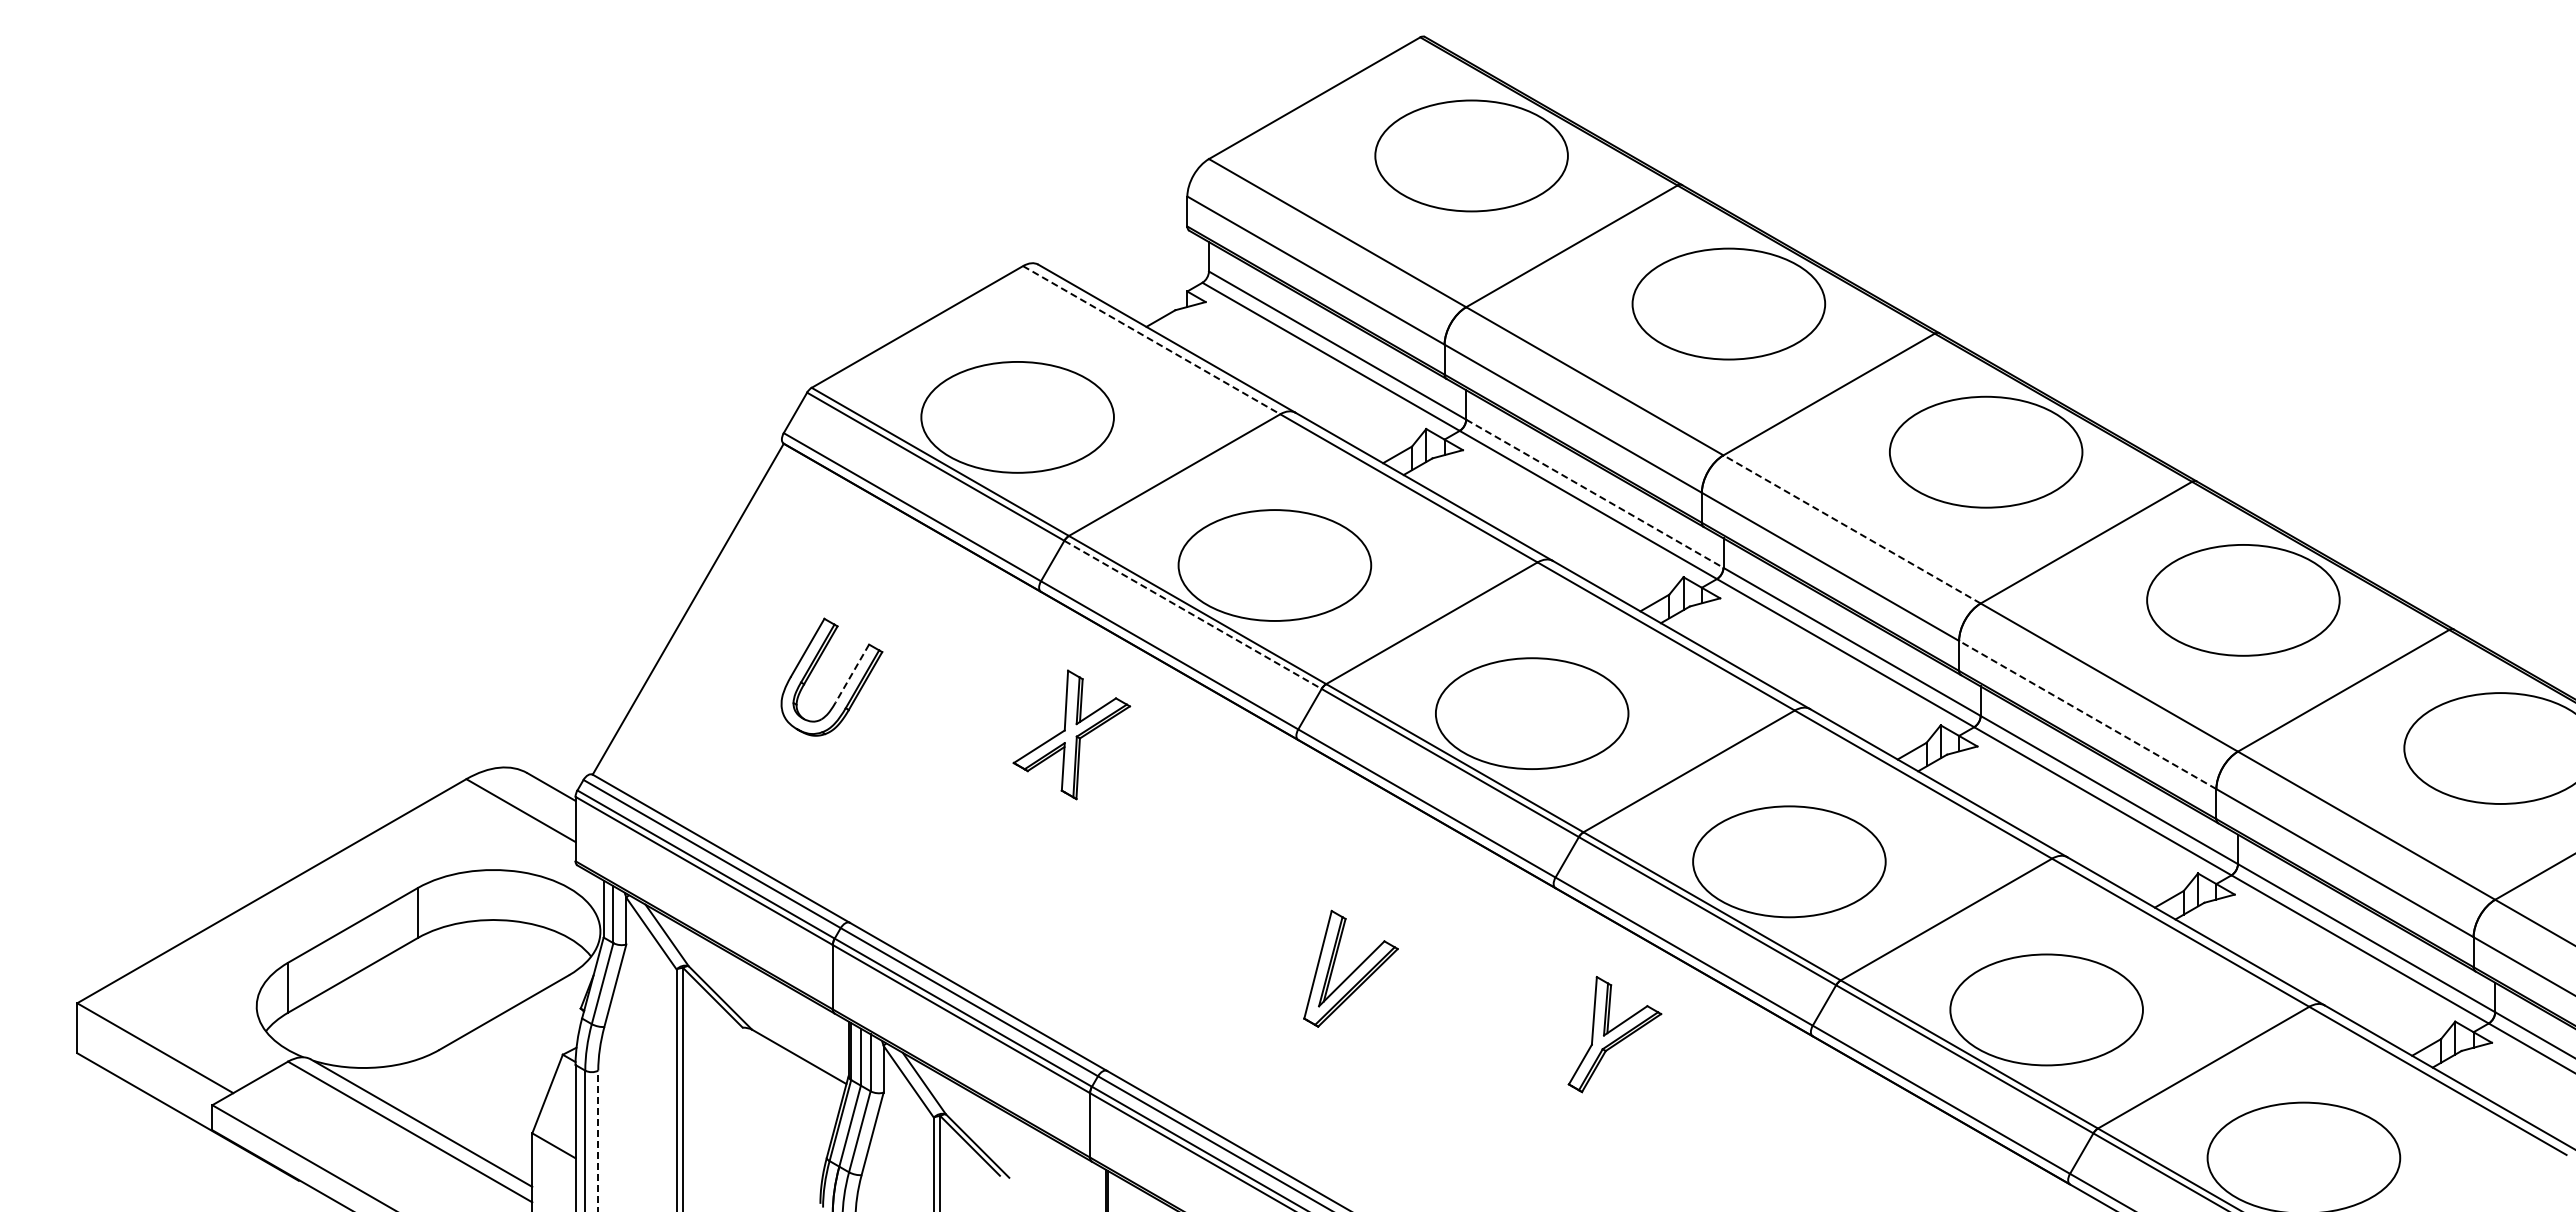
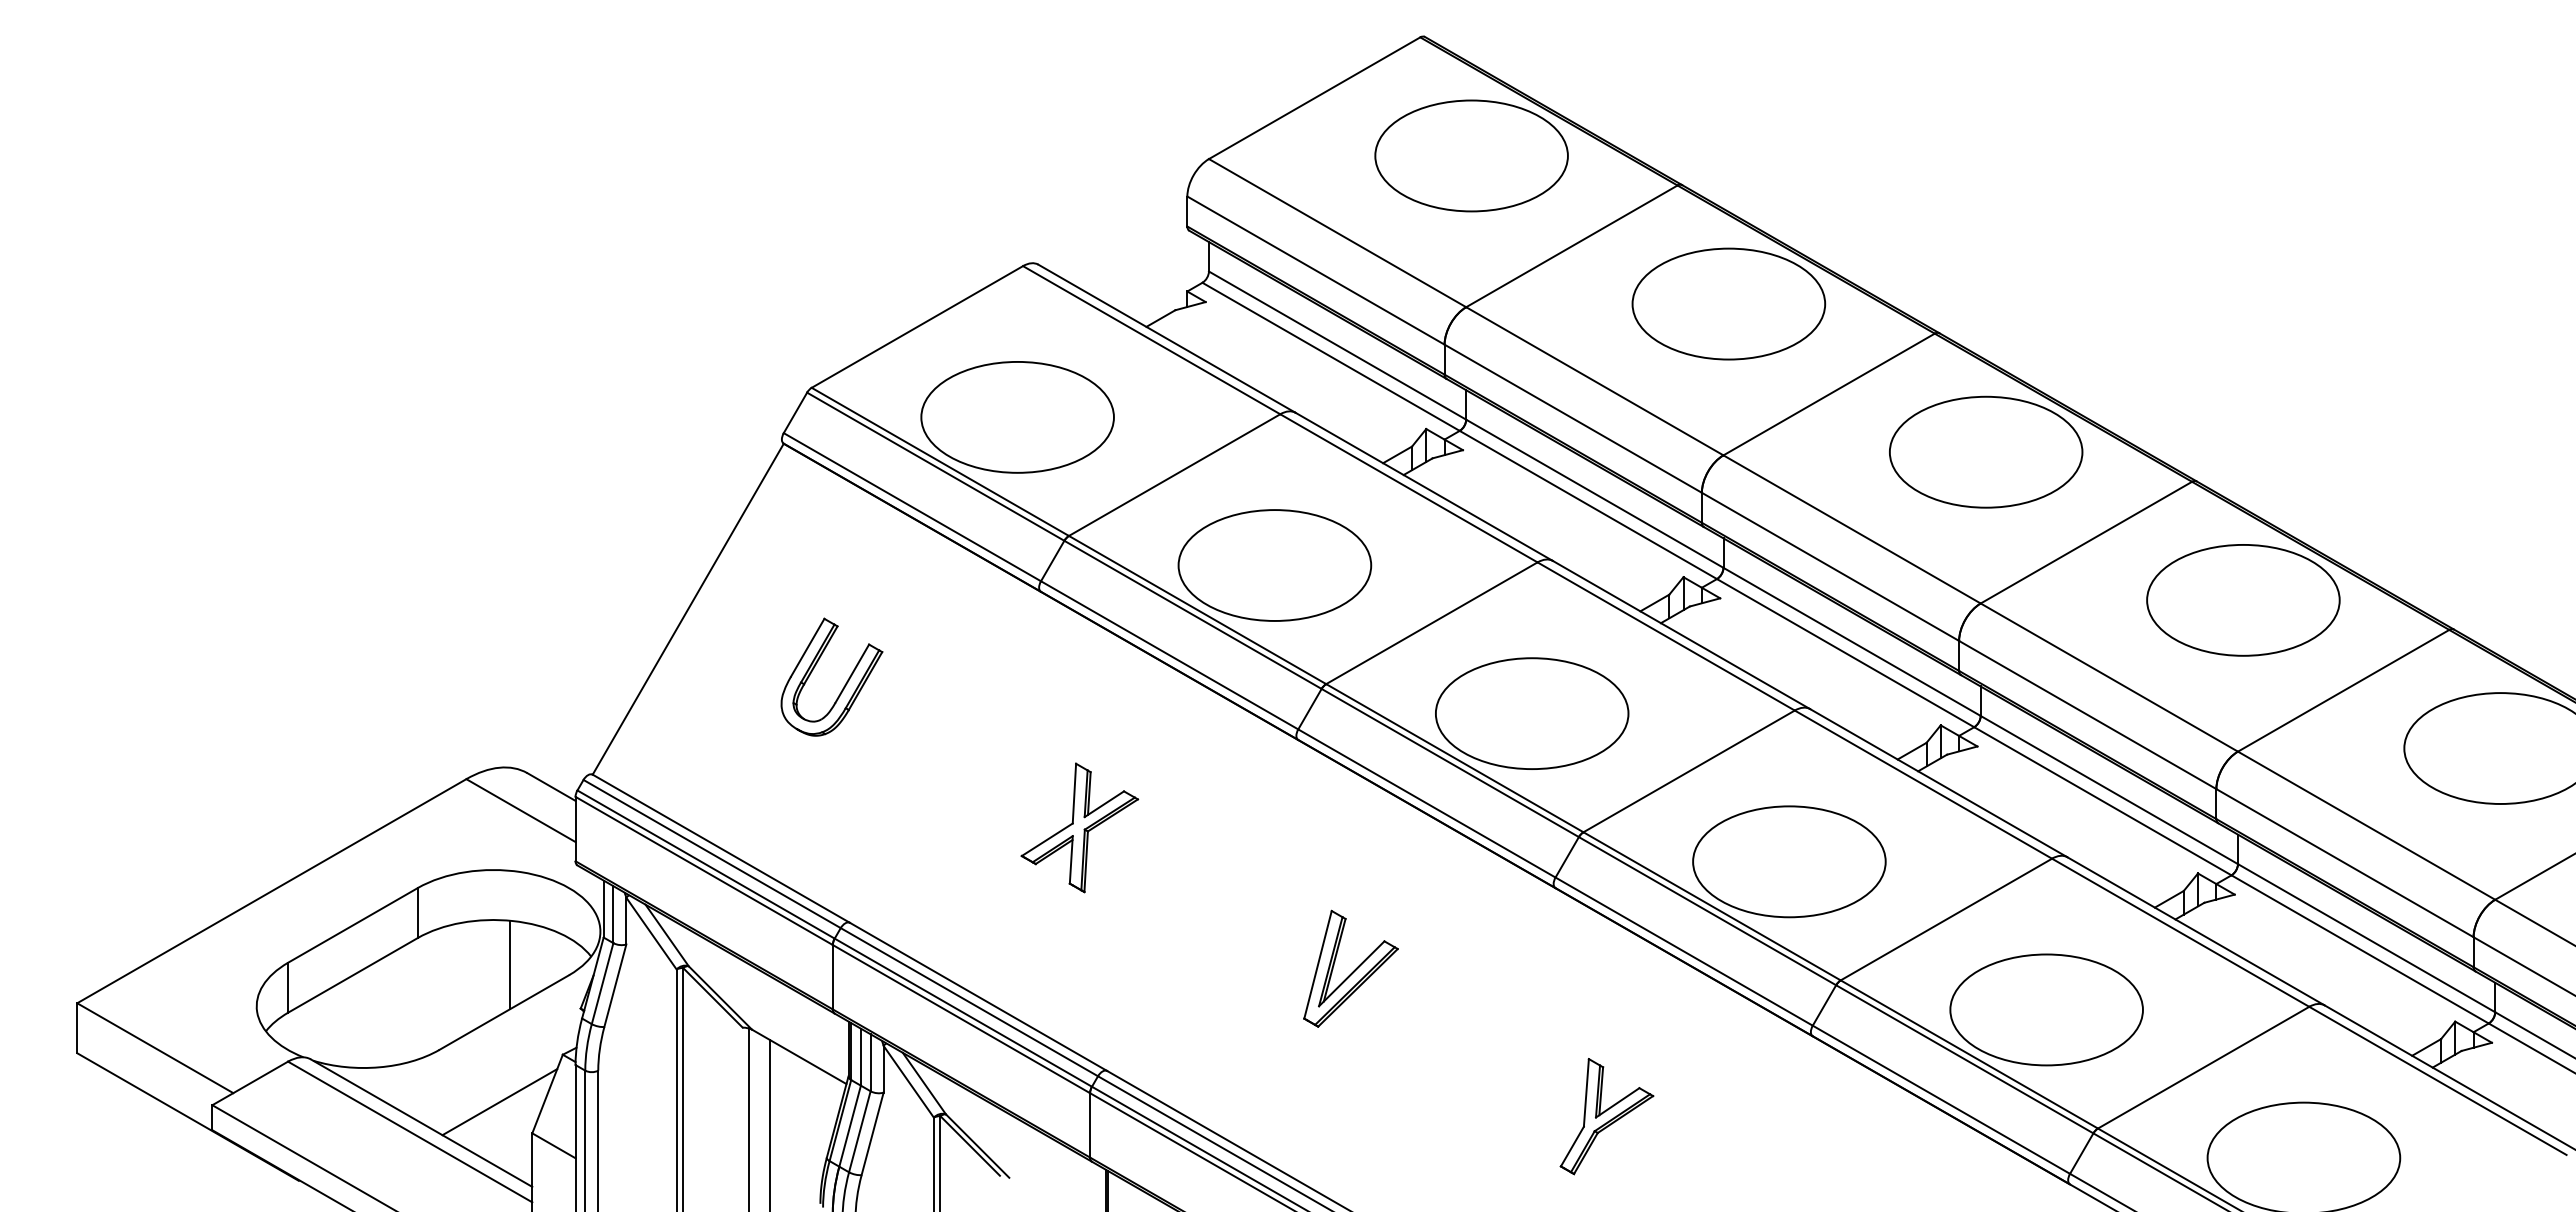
line: dashed -> solid (1152, 340)
line: dashed -> solid (1595, 494)
line: dashed -> solid (1851, 529)
line: dashed -> solid (1193, 615)
line: dashed -> solid (852, 673)
line: dashed -> solid (2087, 714)
part position: (1071, 734) -> (1079, 827) (1079, 827)
line: none -> present (509, 964)
part position: (1614, 1034) -> (1606, 1116) (1606, 1116)
line: none -> present (499, 1102)
line: none -> present (748, 1118)
line: none -> present (770, 1124)
line: dashed -> solid (598, 1140)
